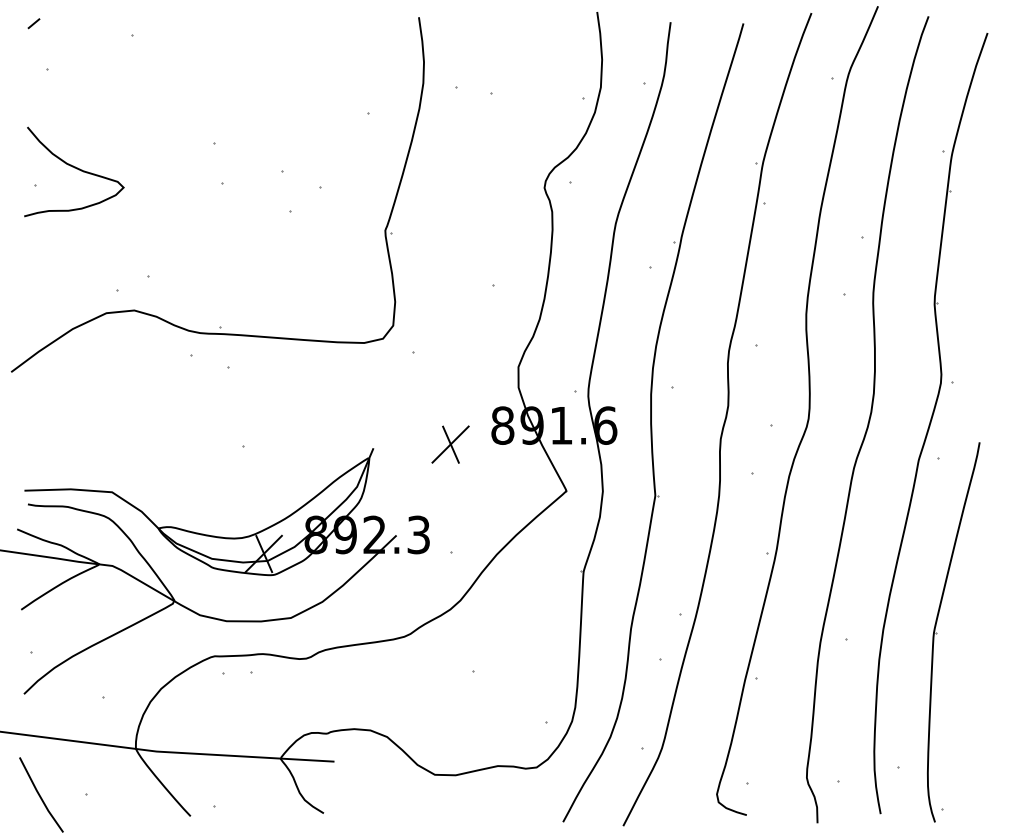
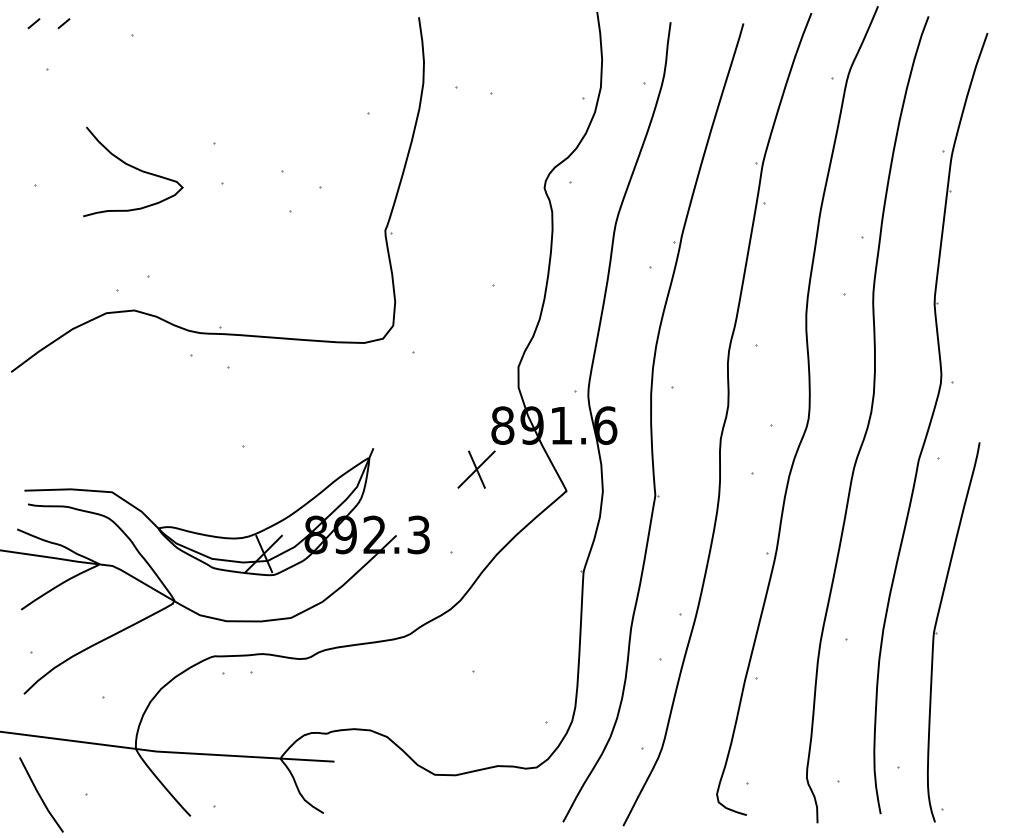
line: none -> present (63, 23)
curve position: (76, 169) -> (135, 169) (135, 169)
part position: (450, 444) -> (476, 469) (476, 469)
